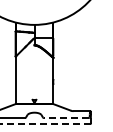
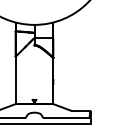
line: dashed -> solid (66, 117)
line: dashed -> solid (44, 123)
